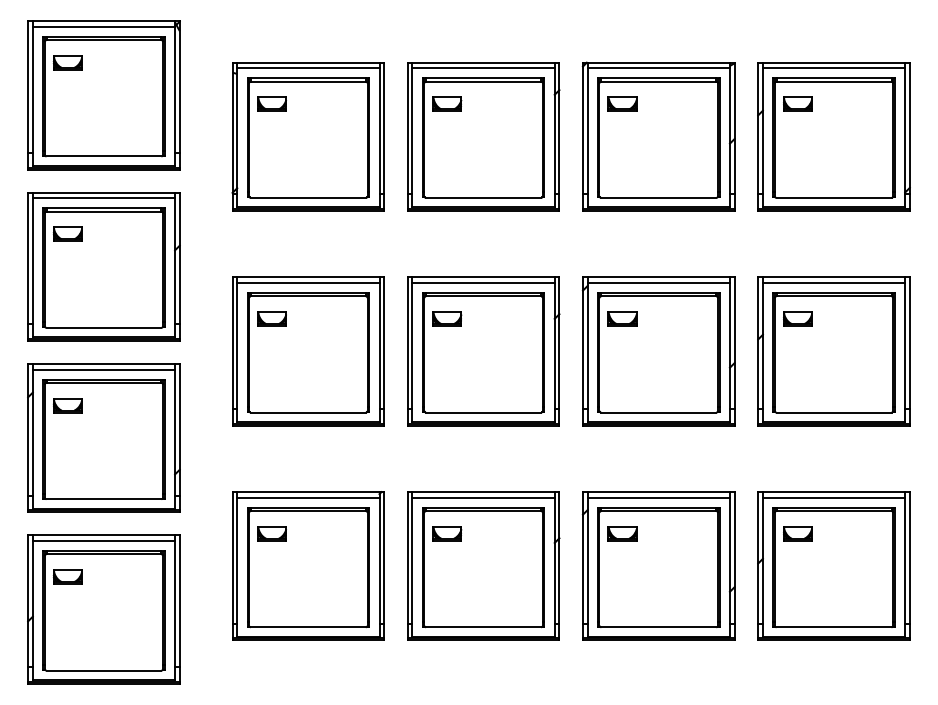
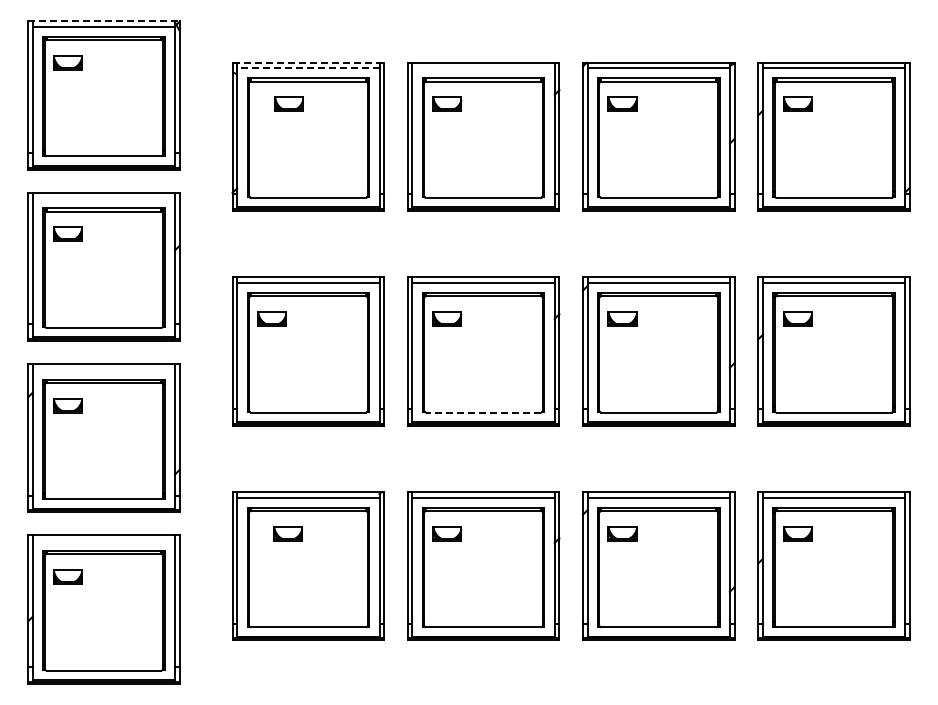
line: solid -> dashed (103, 21)
line: solid -> dashed (308, 62)
line: solid -> dashed (307, 68)
line: present -> none (483, 68)
part position: (271, 103) -> (288, 103) (288, 103)
line: present -> none (103, 198)
line: present -> none (103, 369)
line: solid -> dashed (483, 412)
part position: (271, 533) -> (287, 533) (287, 533)
line: present -> none (103, 540)
